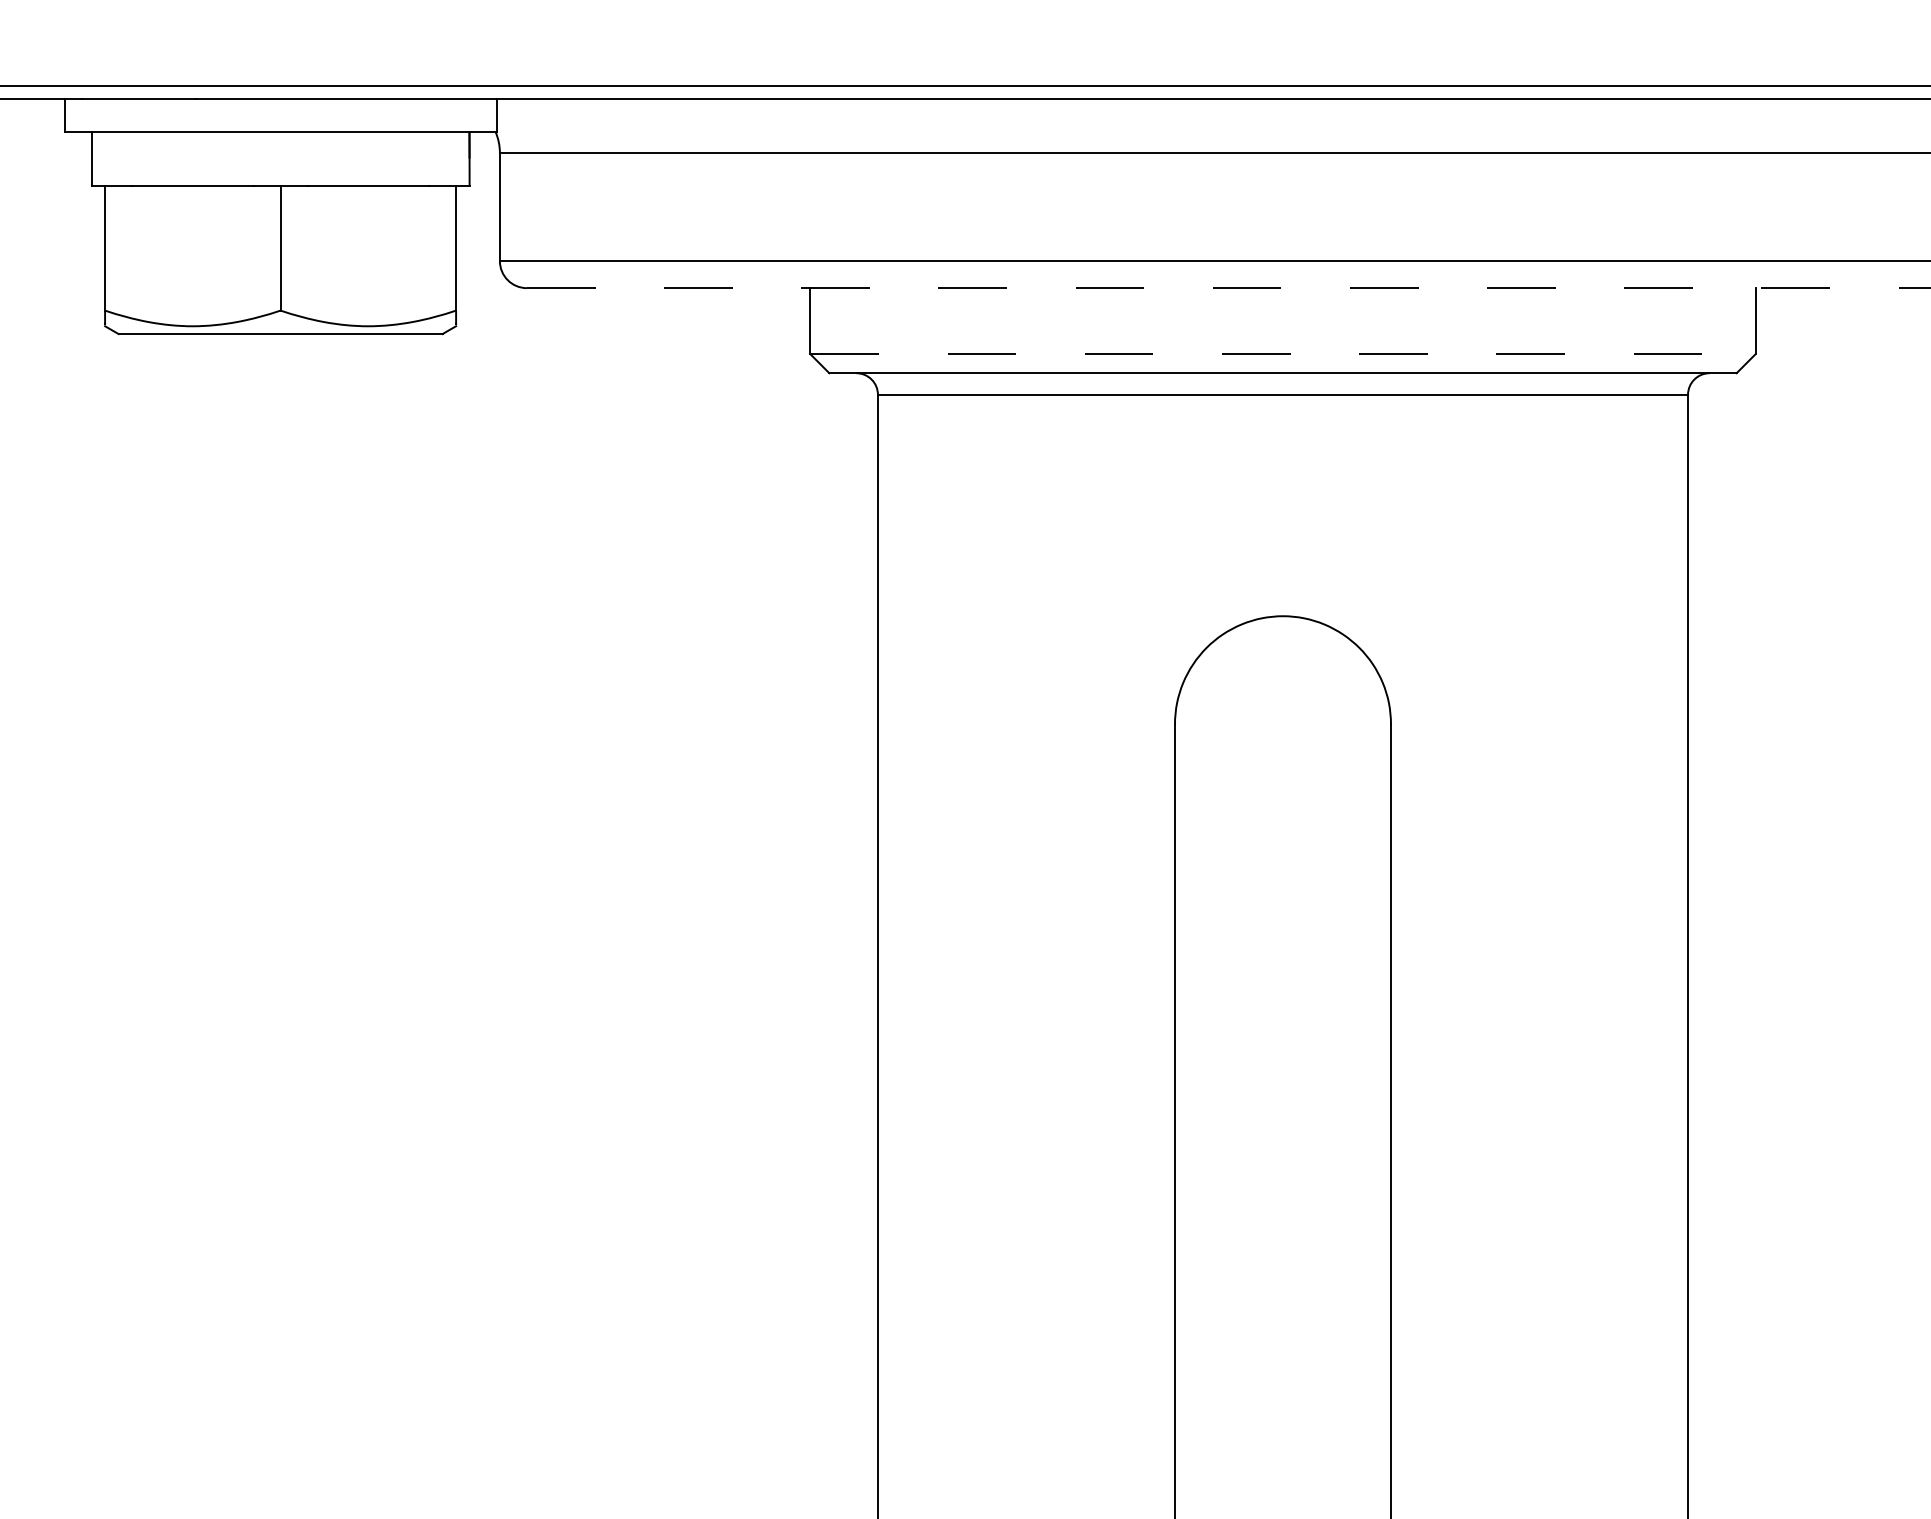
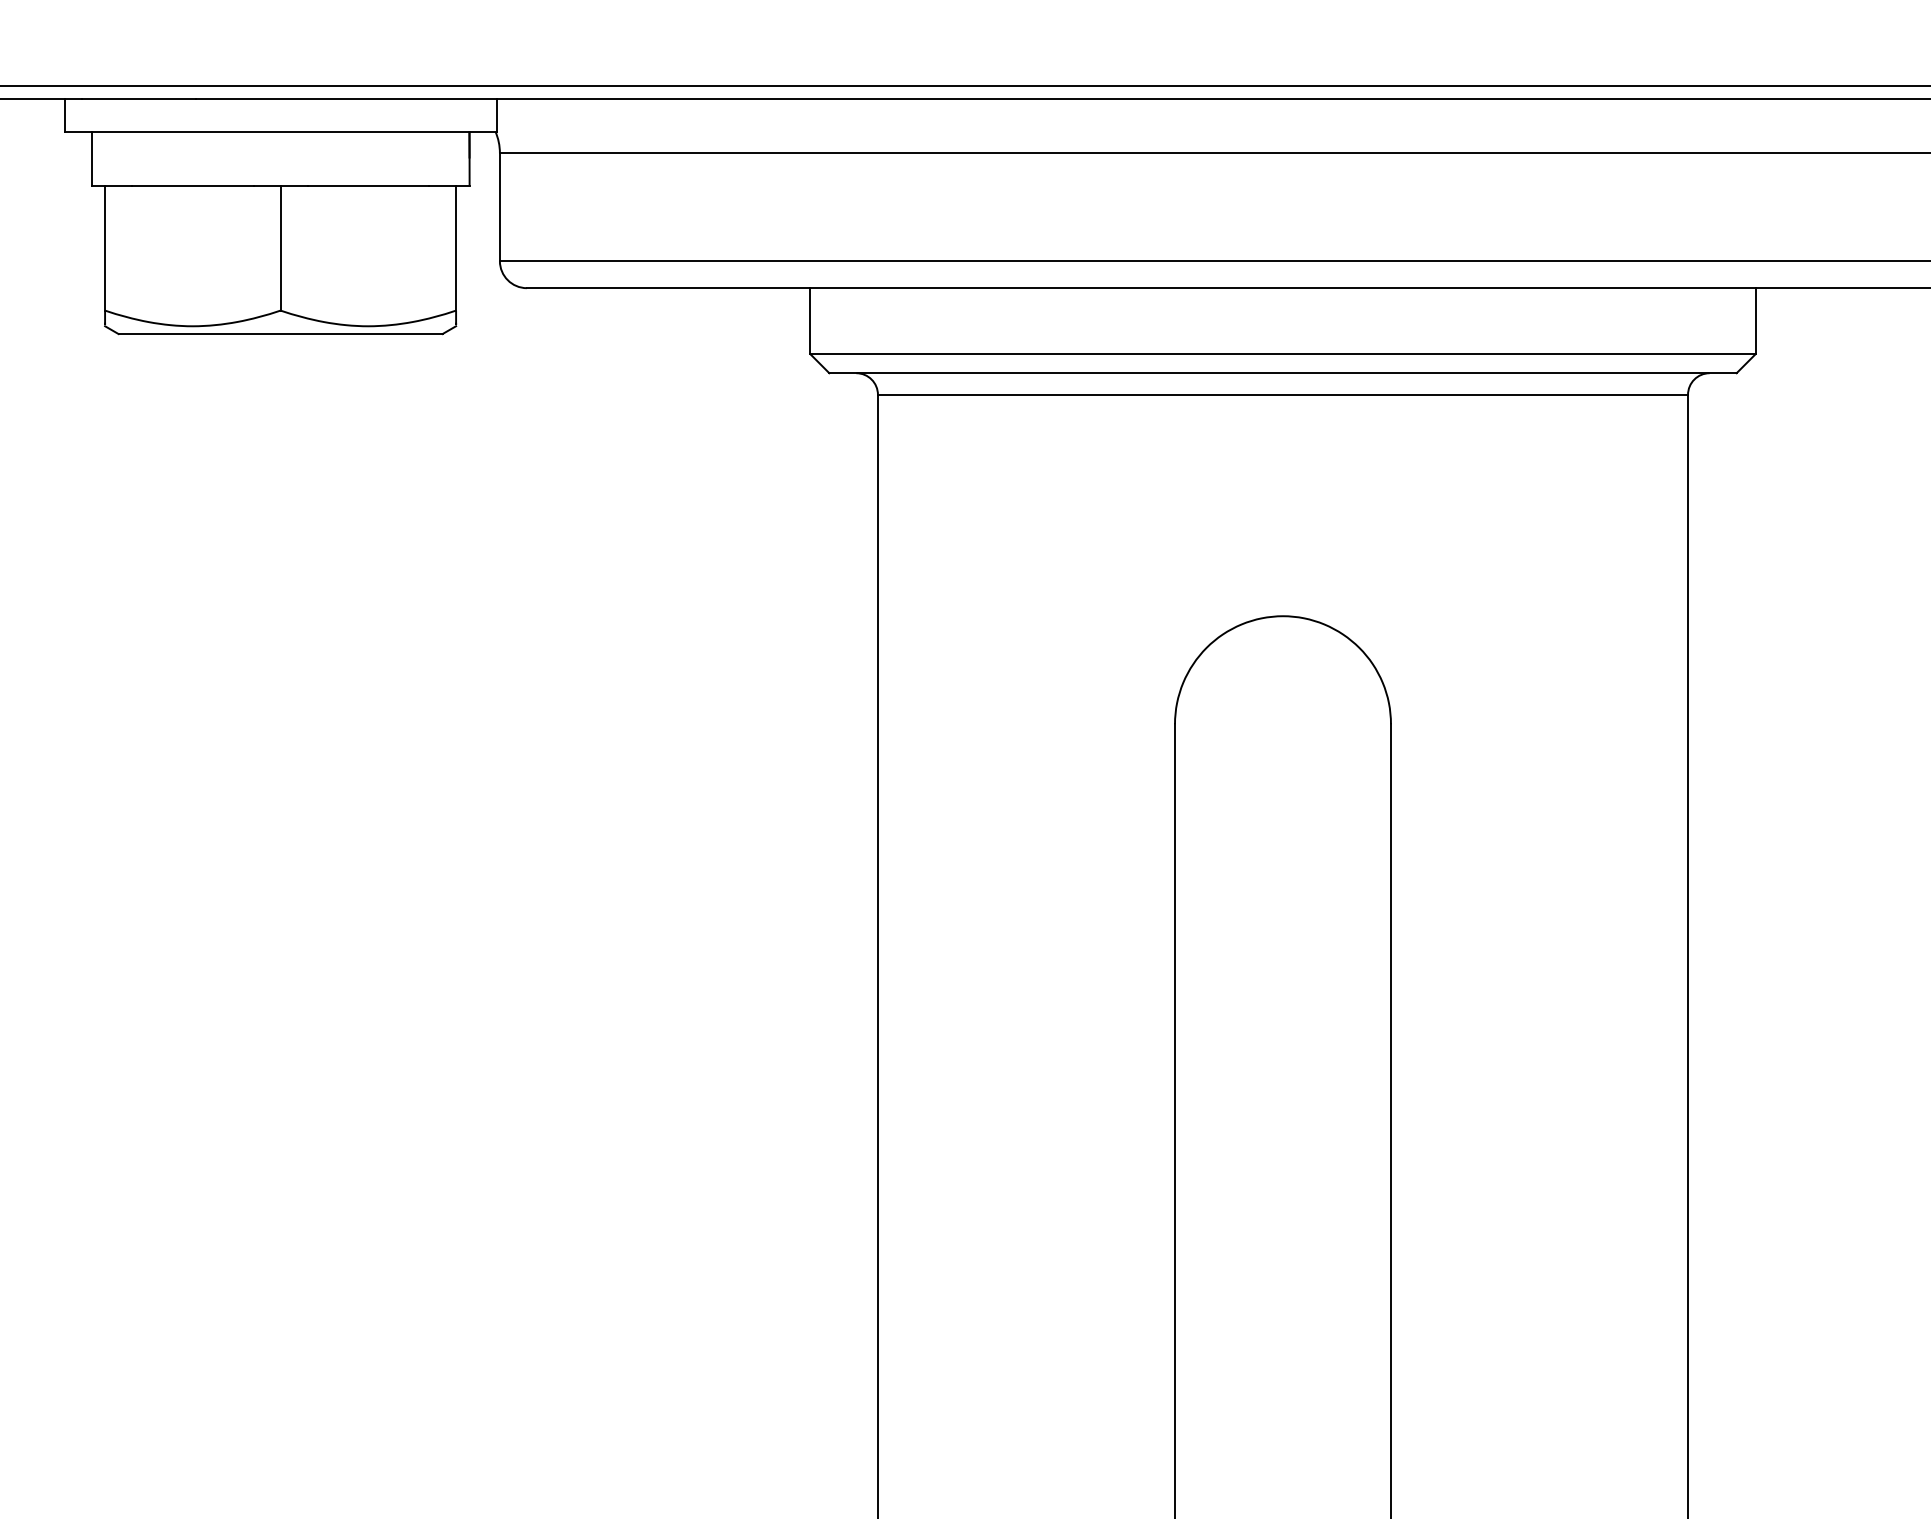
line: dashed -> solid (1228, 288)
line: dashed -> solid (1283, 354)
